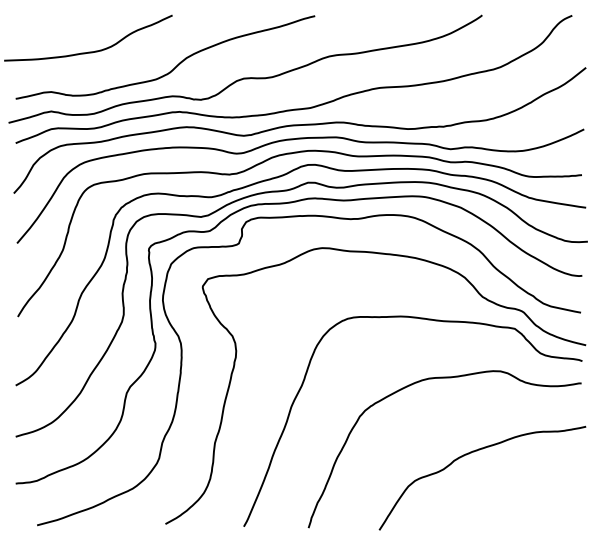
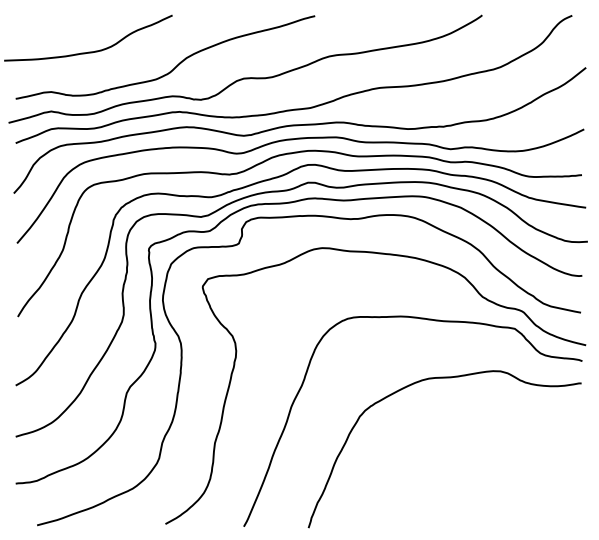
curve: present -> none (474, 452)
